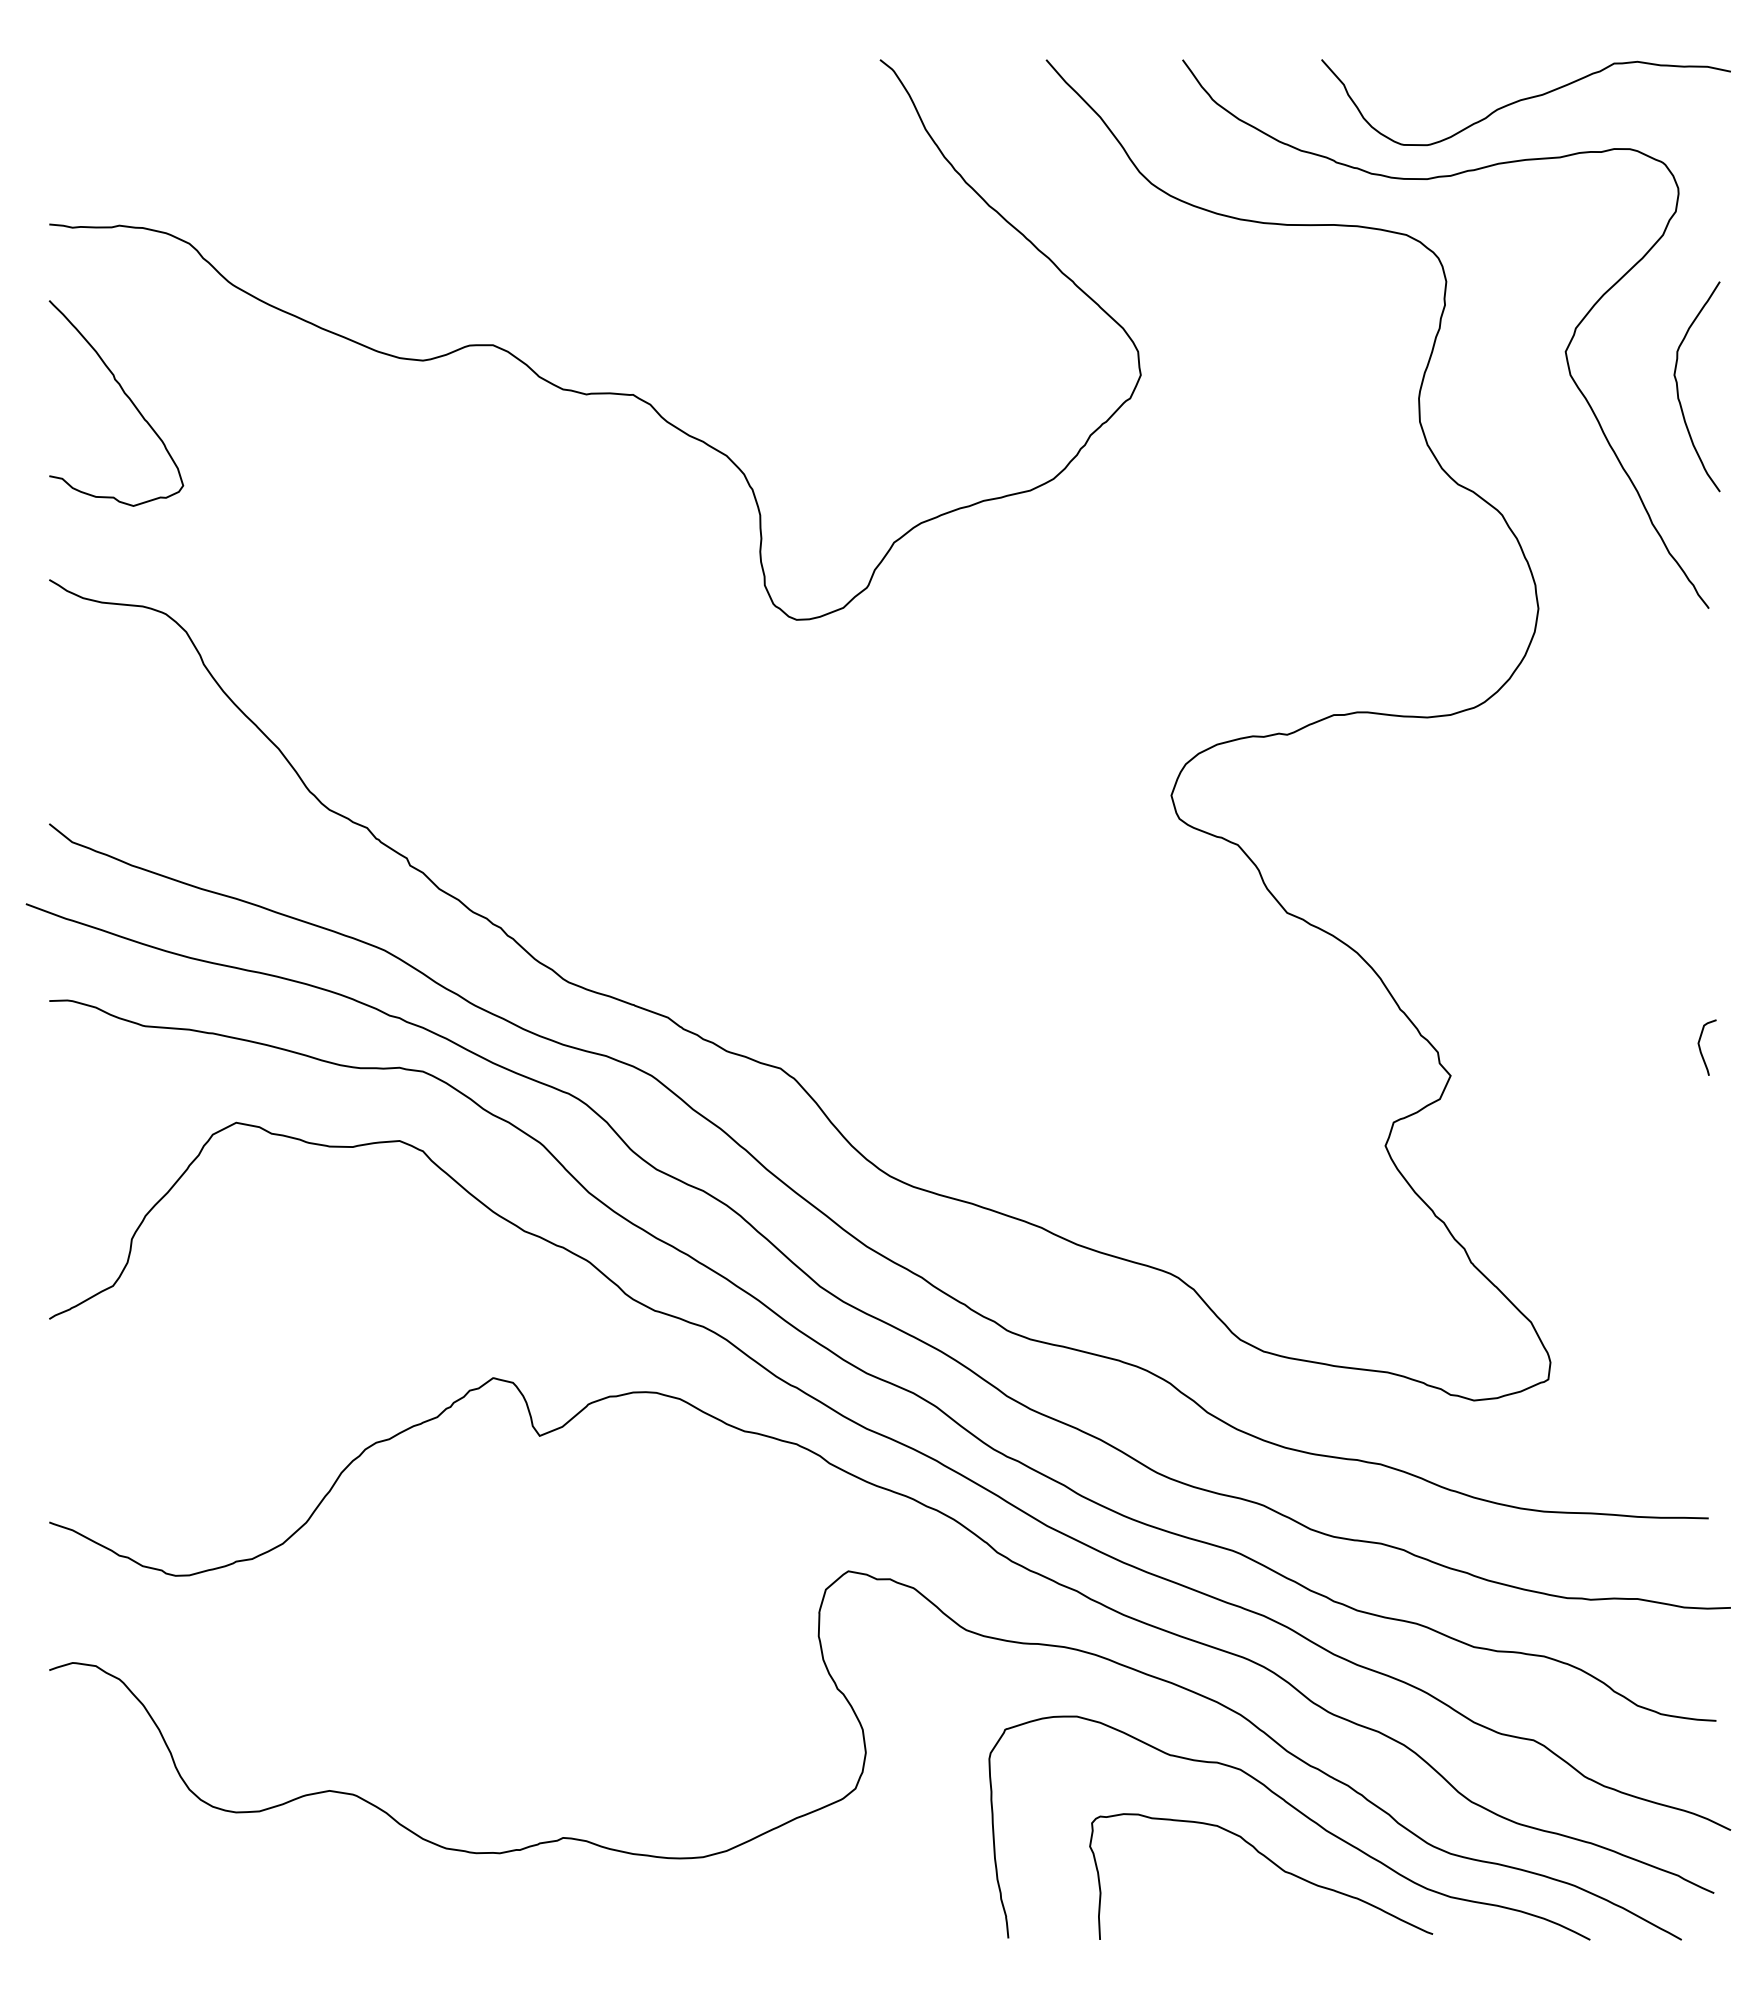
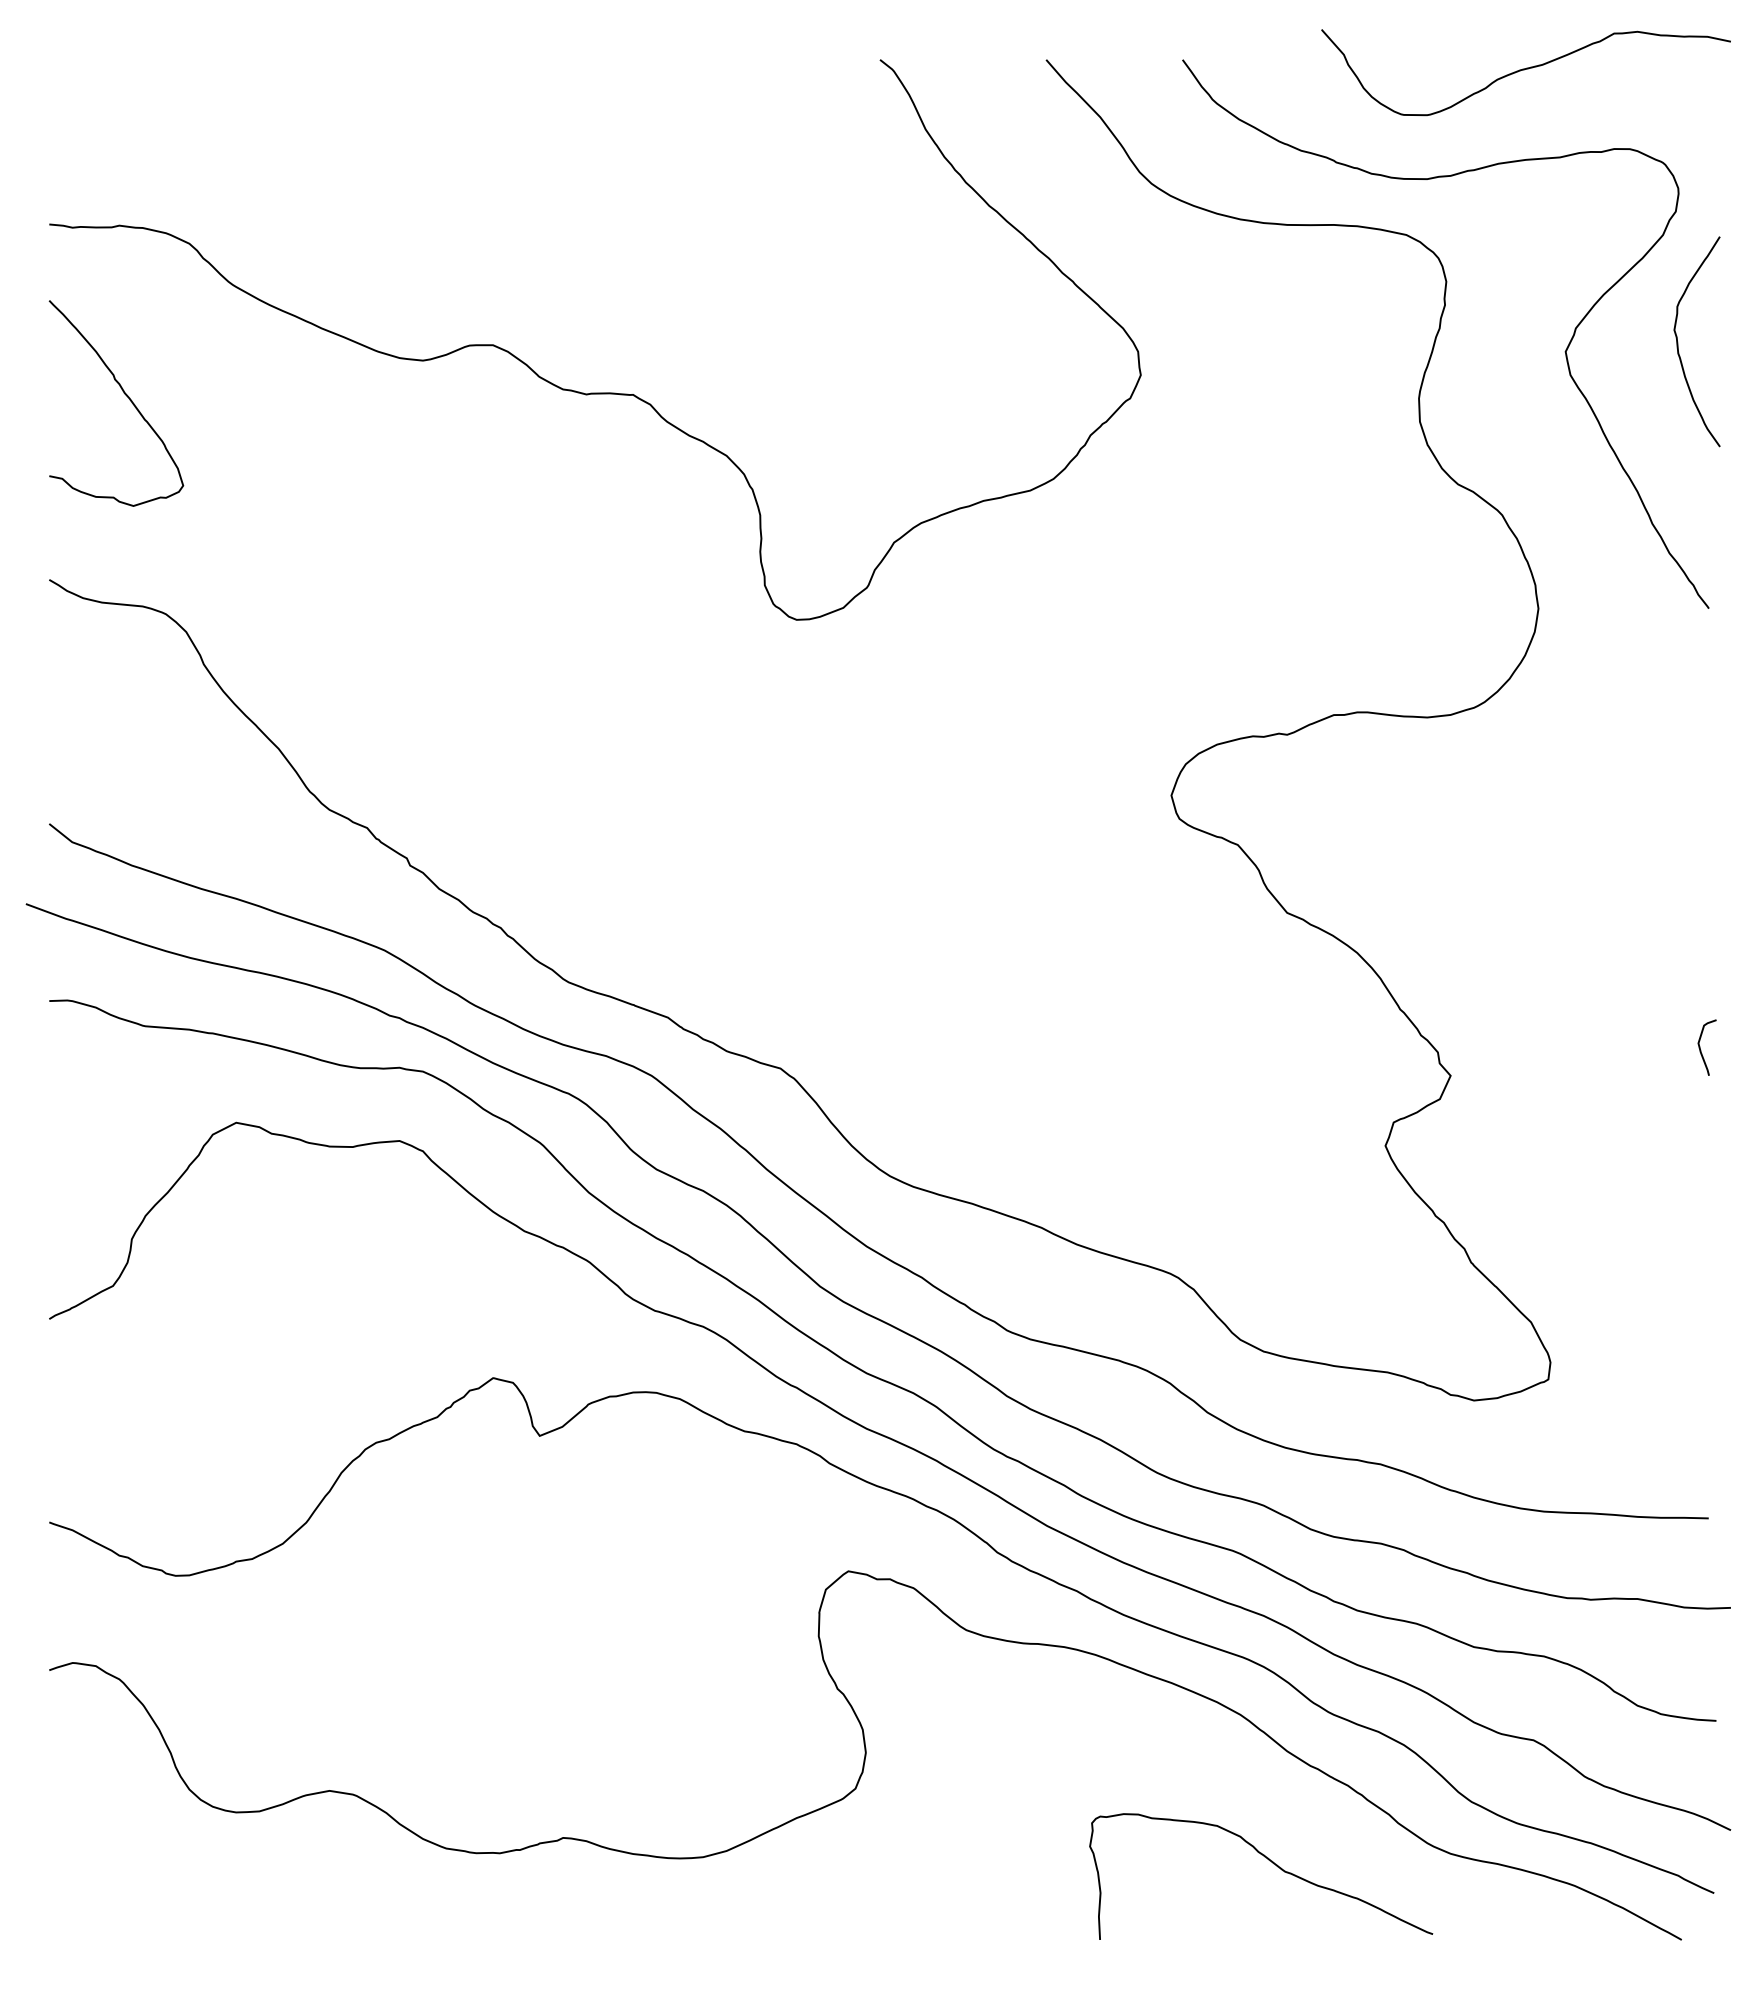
curve position: (1524, 100) -> (1524, 70) (1524, 70)
curve position: (1678, 387) -> (1678, 342) (1678, 342)
curve: present -> none (1301, 1814)
